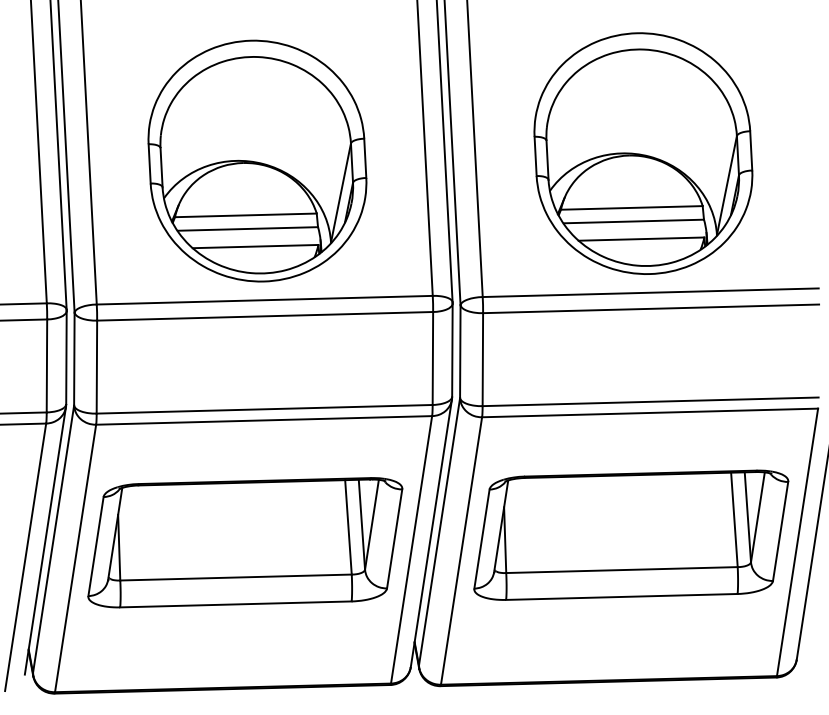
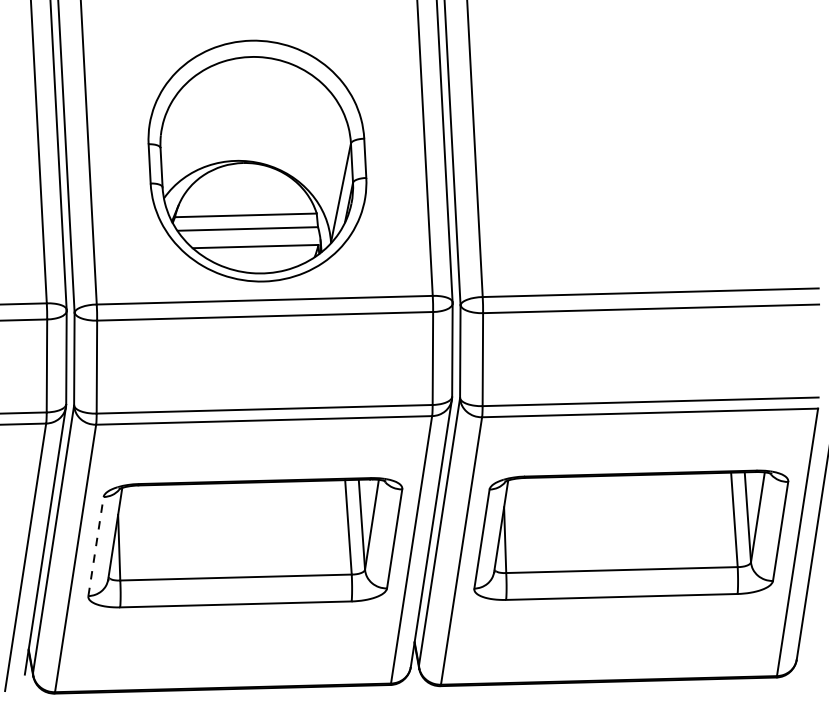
part: present -> none (643, 153)
line: solid -> dashed (96, 546)
